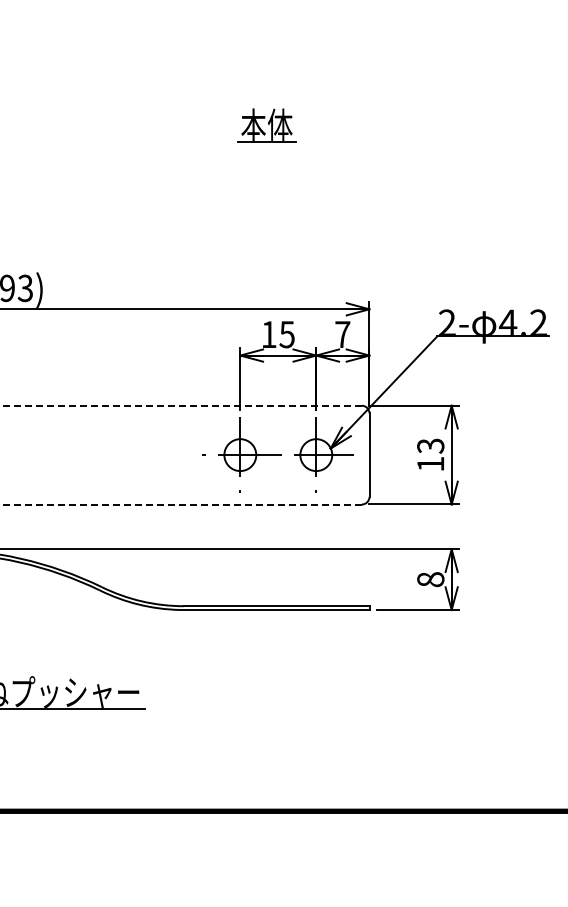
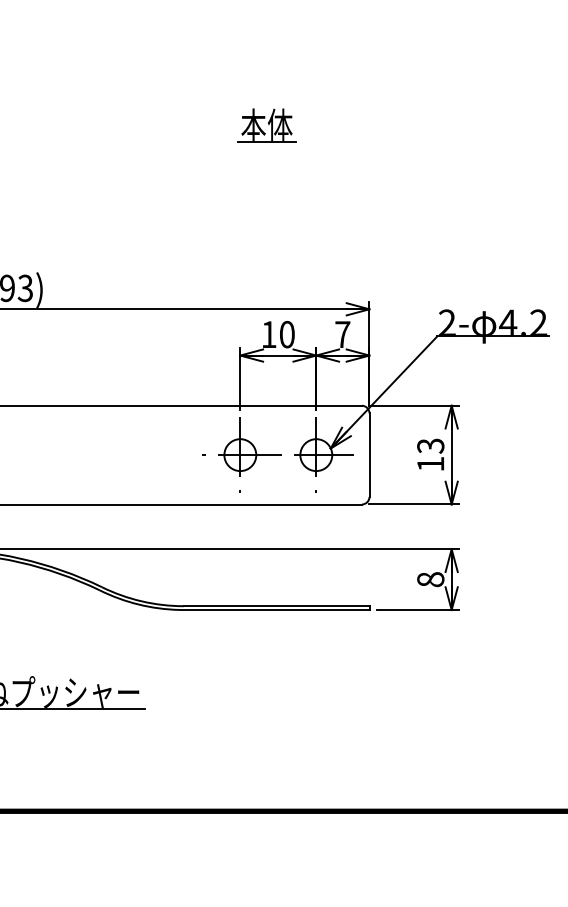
text: 15 -> 10 (286, 334)
line: dashed -> solid (180, 405)
line: dashed -> solid (180, 504)
